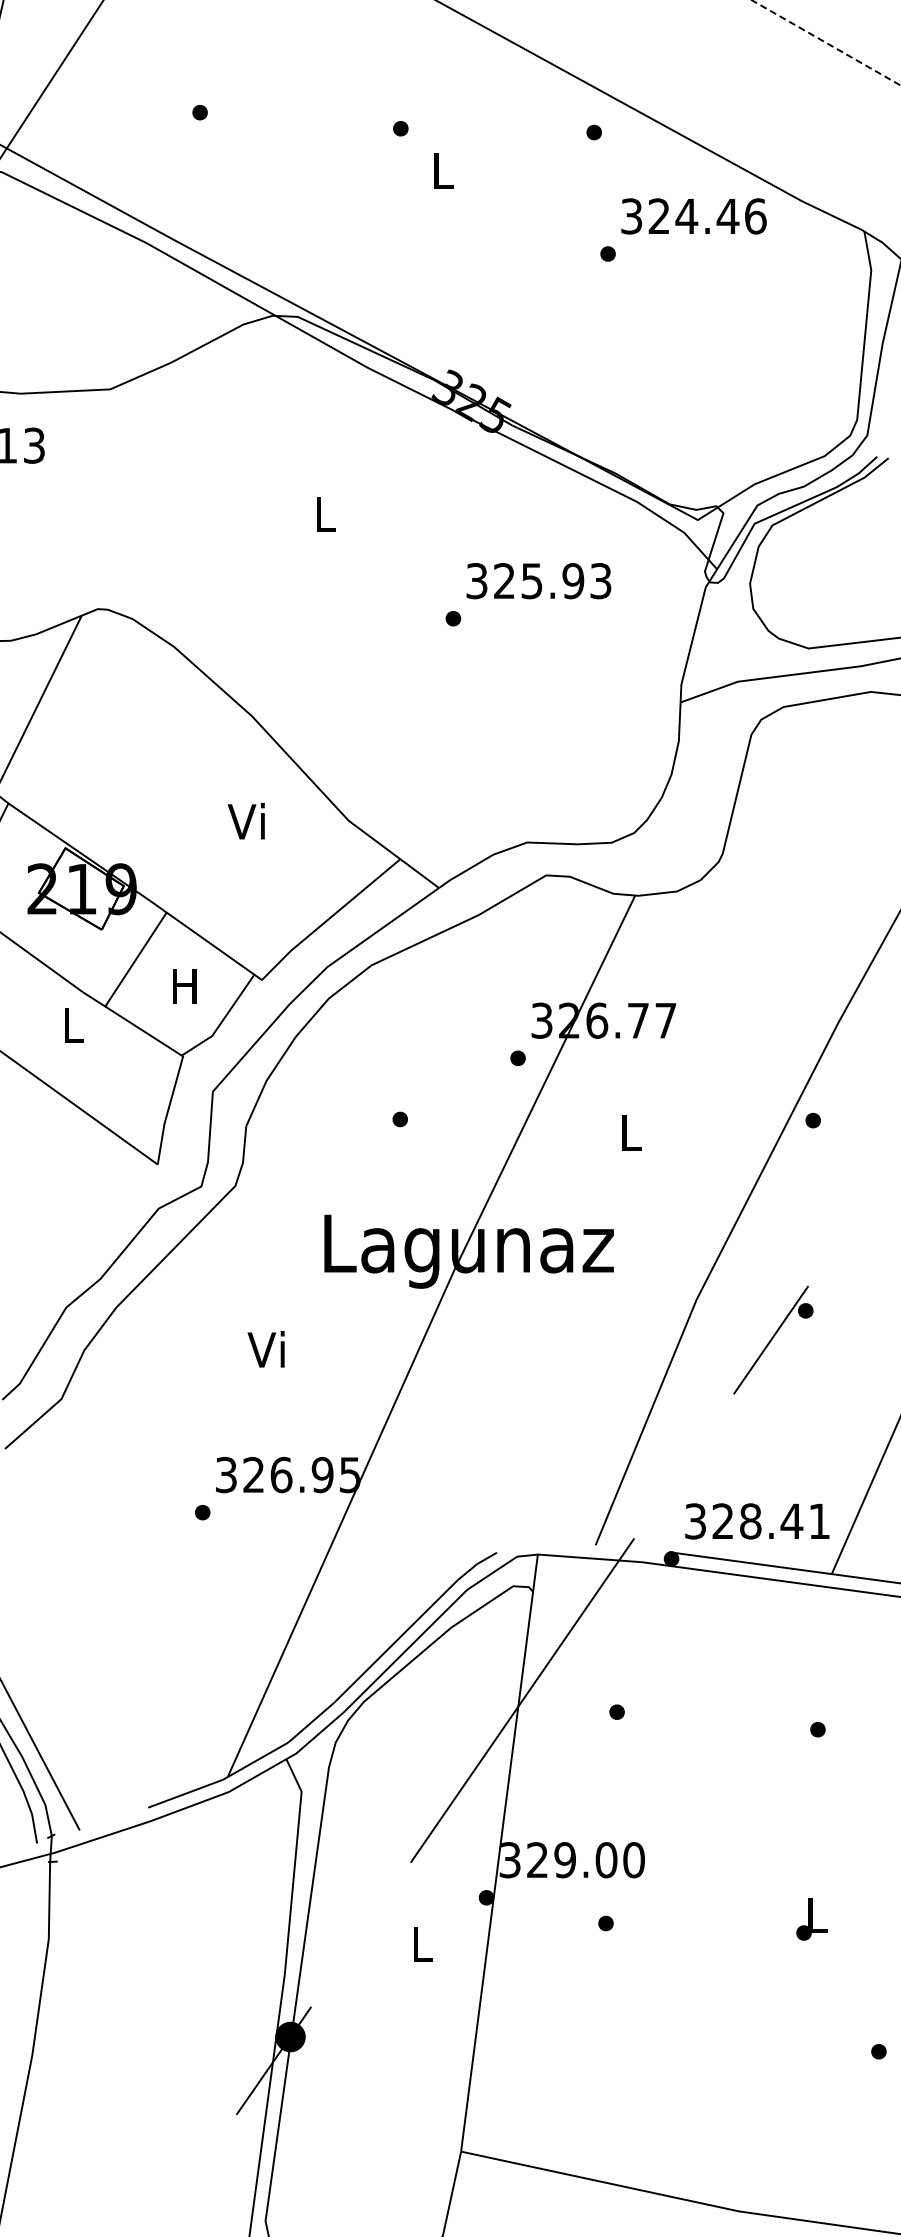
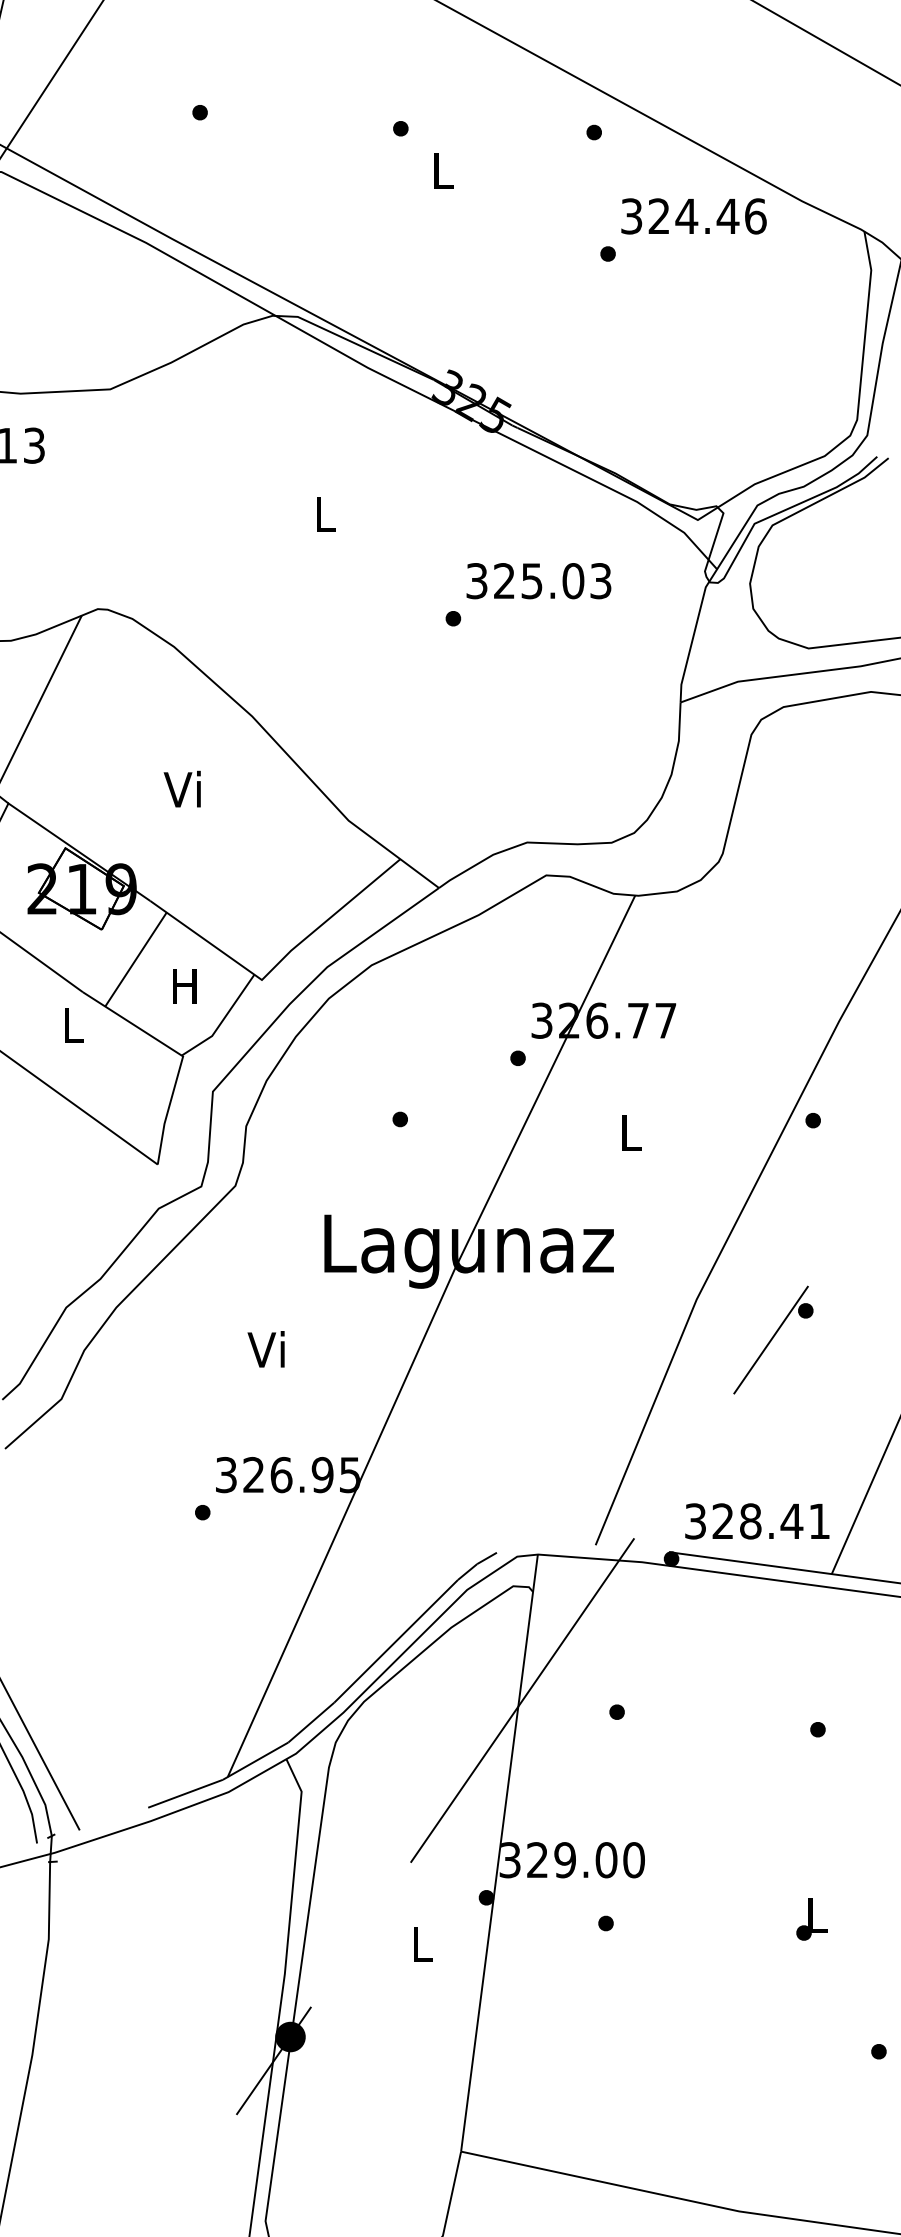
line: dashed -> solid (825, 42)
text: 325.93 -> 325.03 (573, 581)
text position: (245, 820) -> (181, 788) (181, 788)
